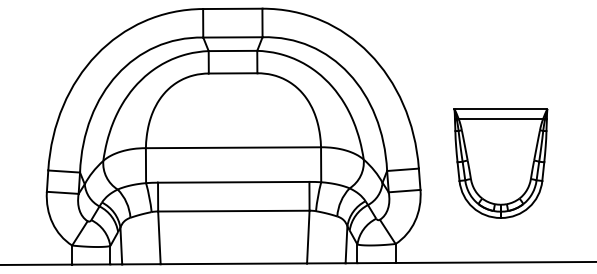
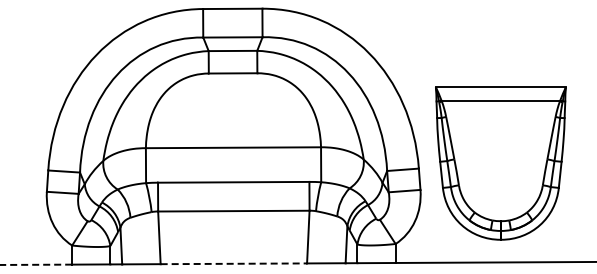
part size: 96x111 px -> 132x155 px (500, 163)
line: solid -> dashed (234, 263)
line: solid -> dashed (36, 264)
